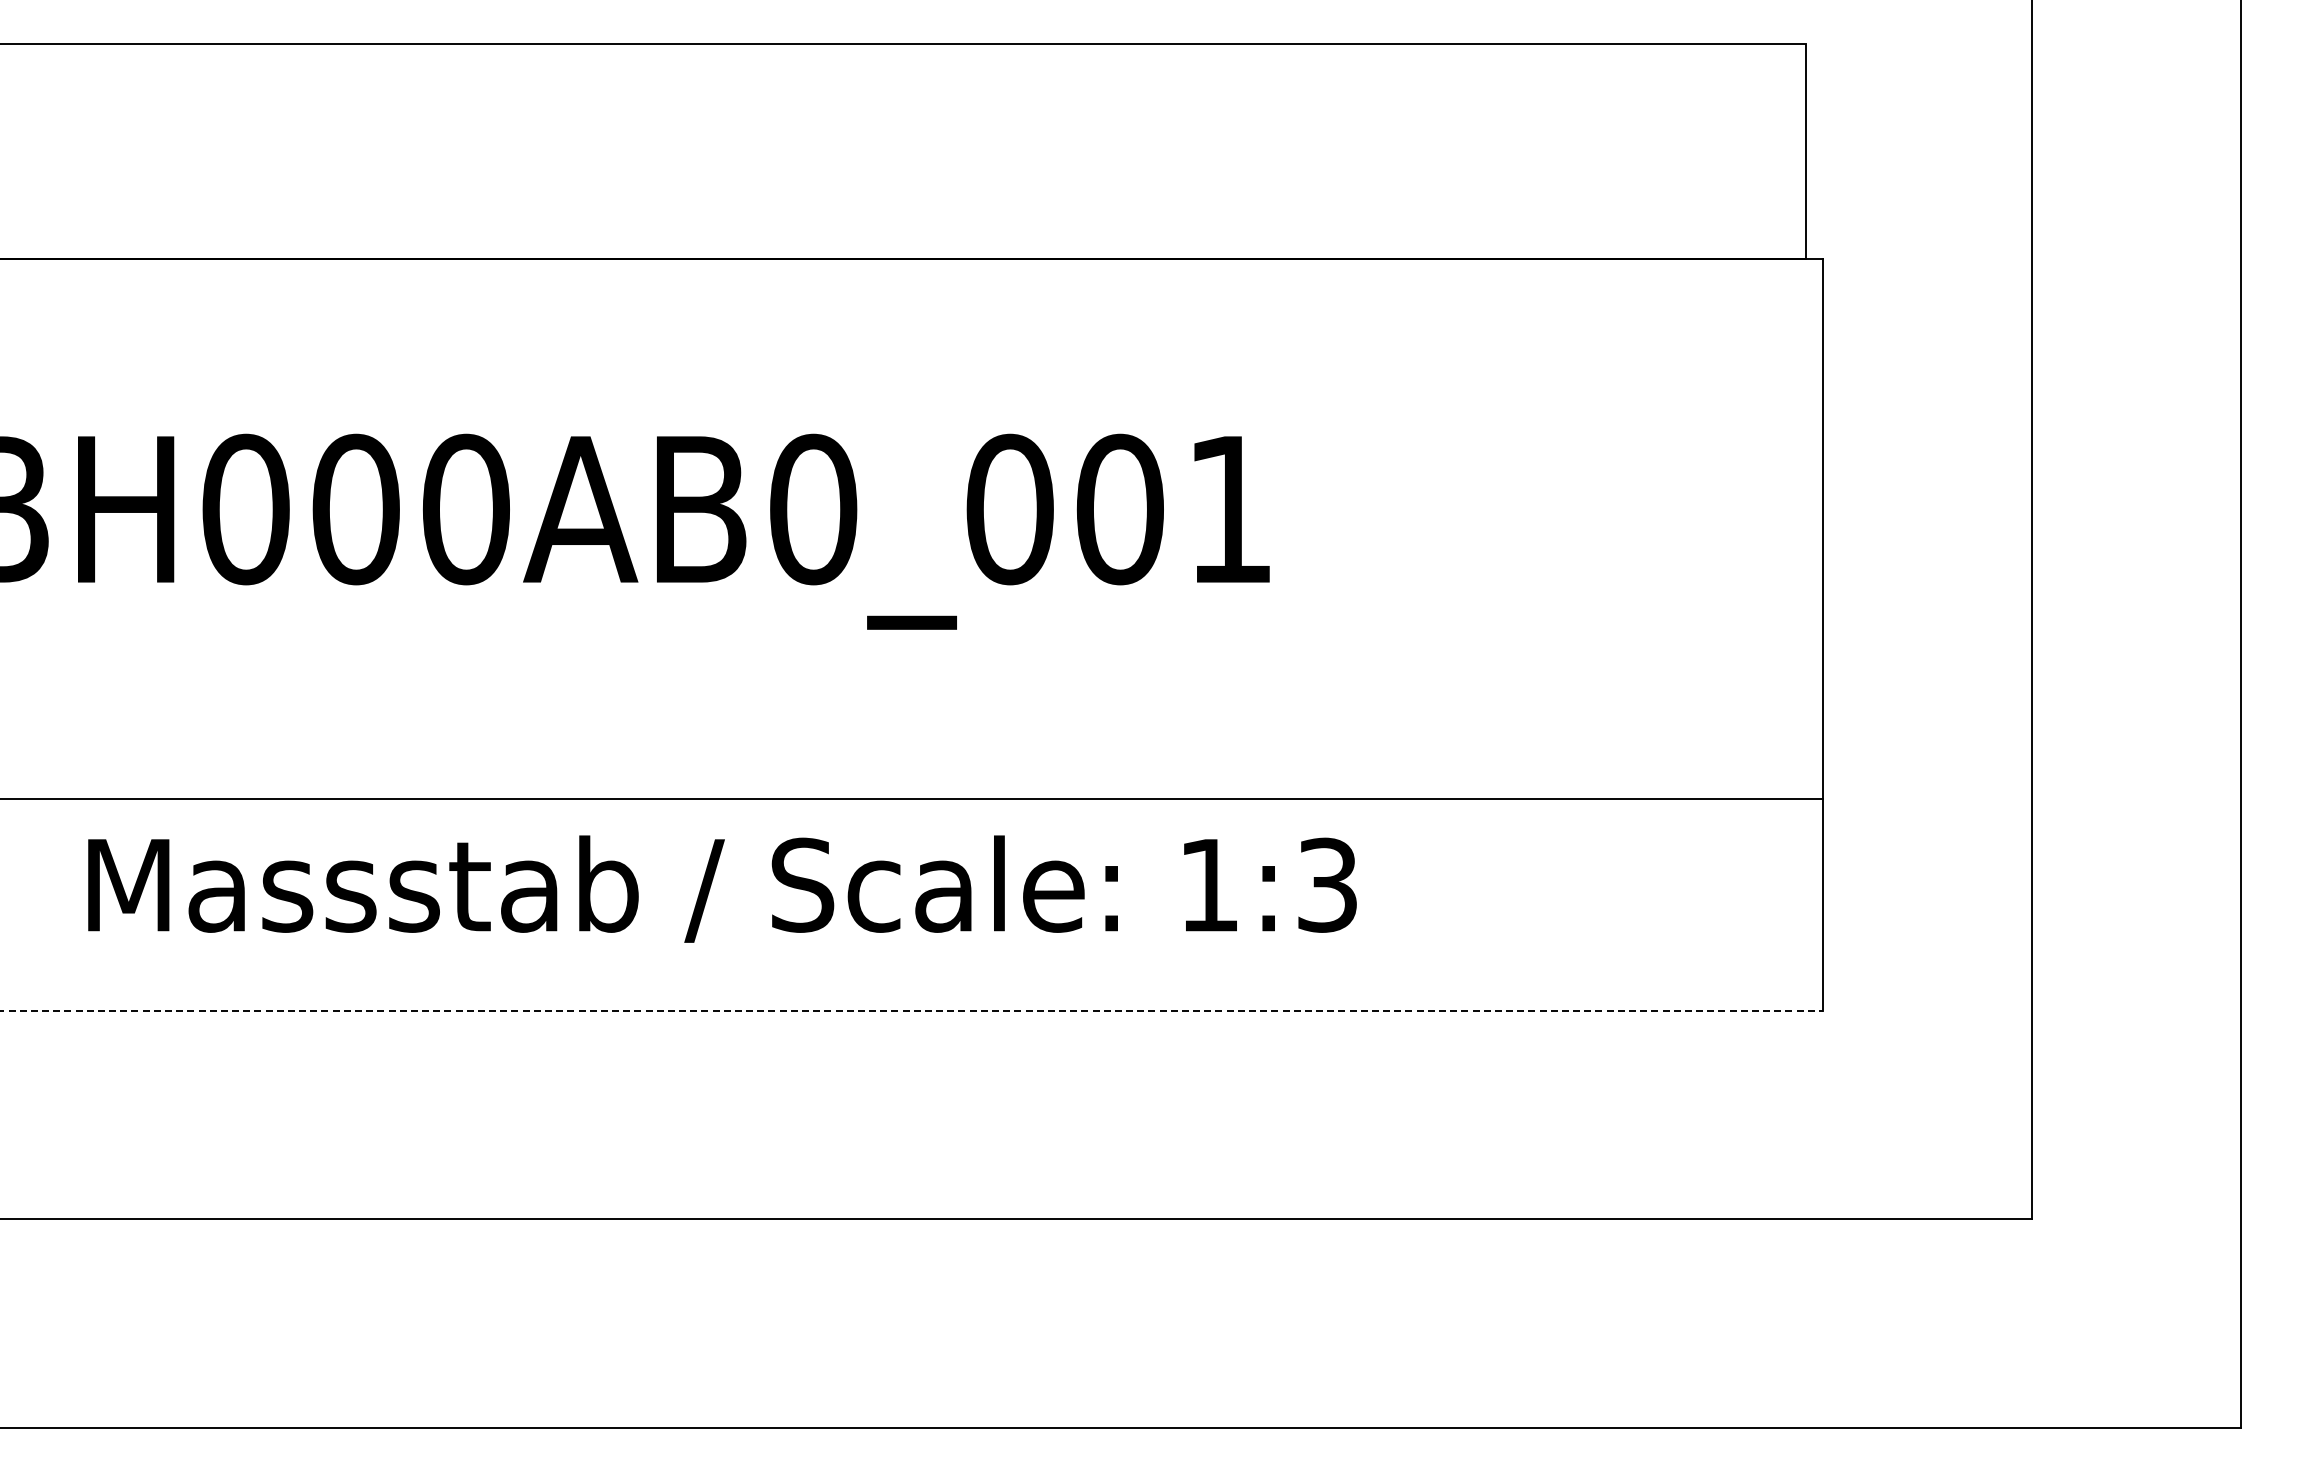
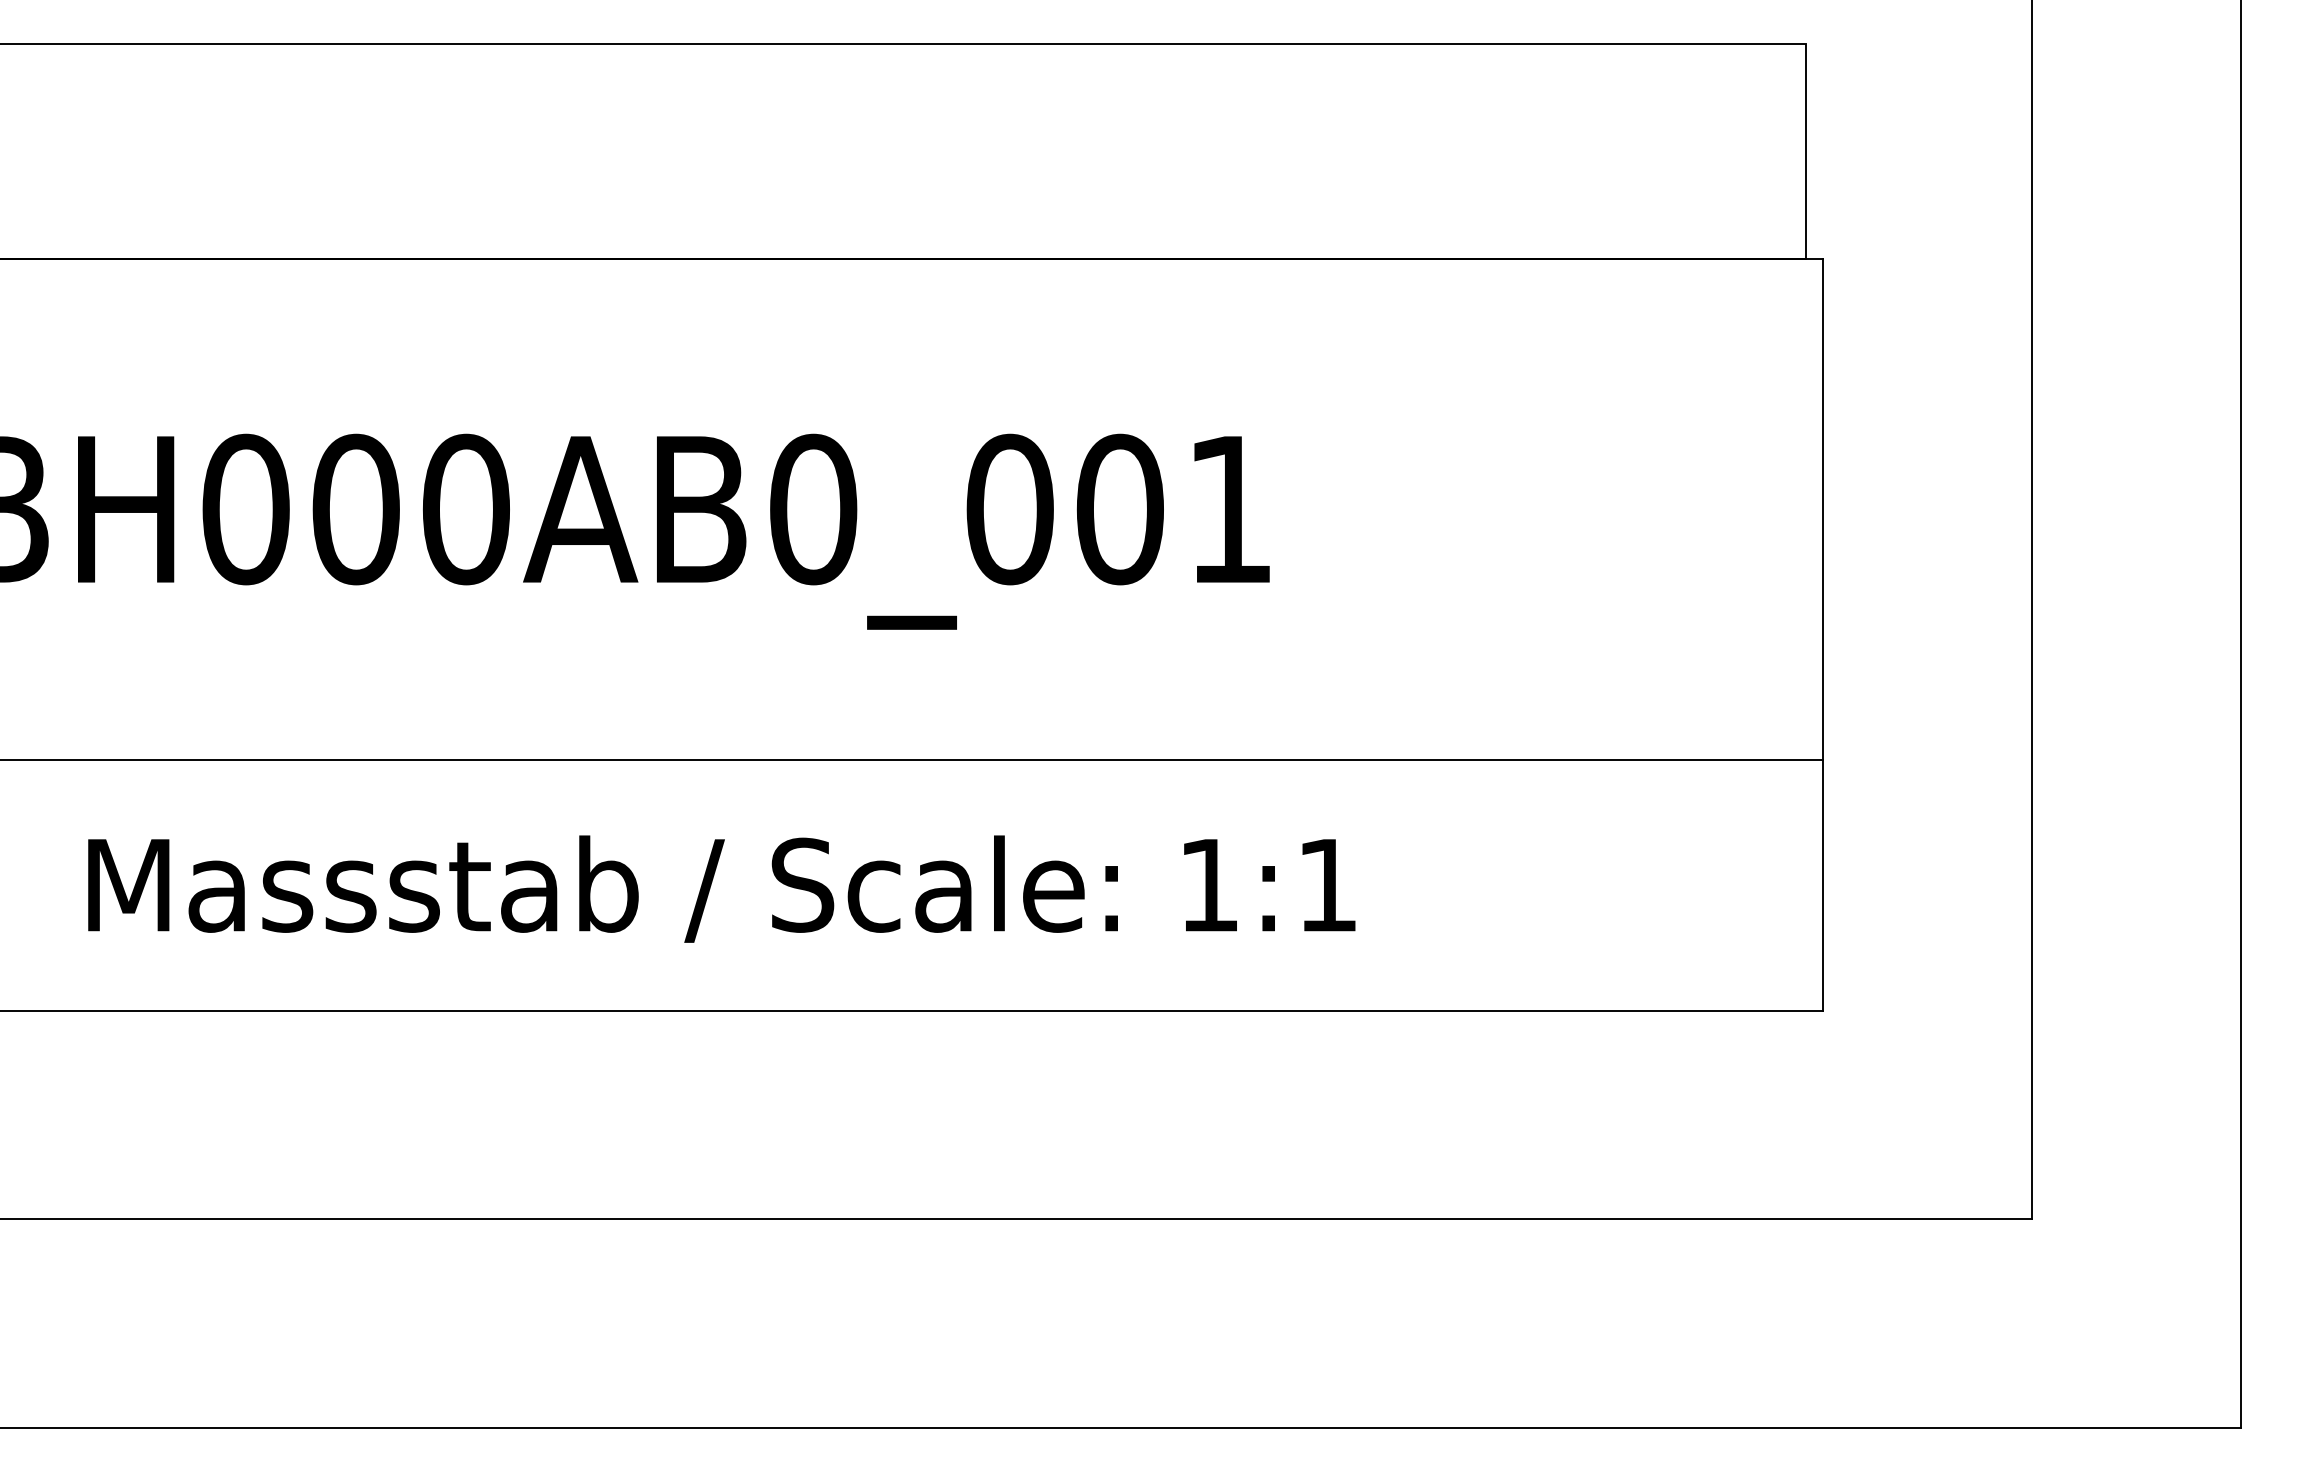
line position: (912, 799) -> (912, 760) (912, 760)
text: 1:3 -> 1:1 (1327, 884)
line: dashed -> solid (912, 1010)
